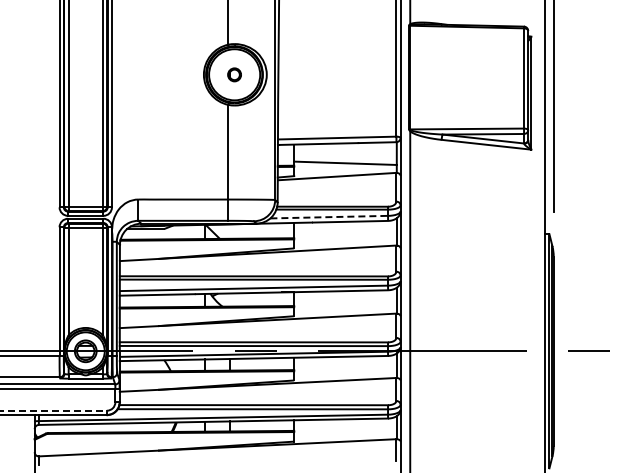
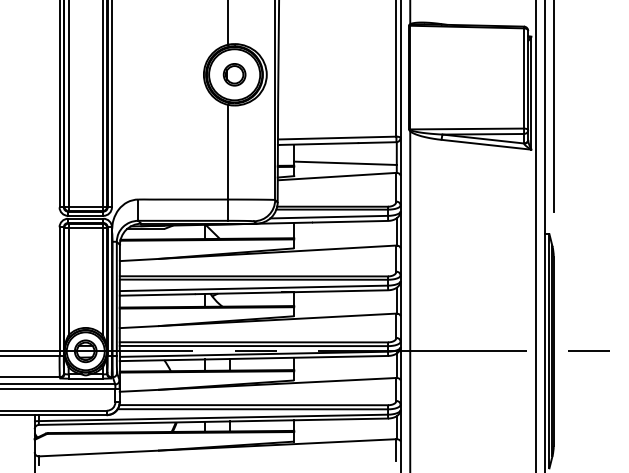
part size: 15x16 px -> 25x24 px (234, 74)
line: dashed -> solid (329, 217)
line: none -> present (535, 235)
line: dashed -> solid (53, 410)
